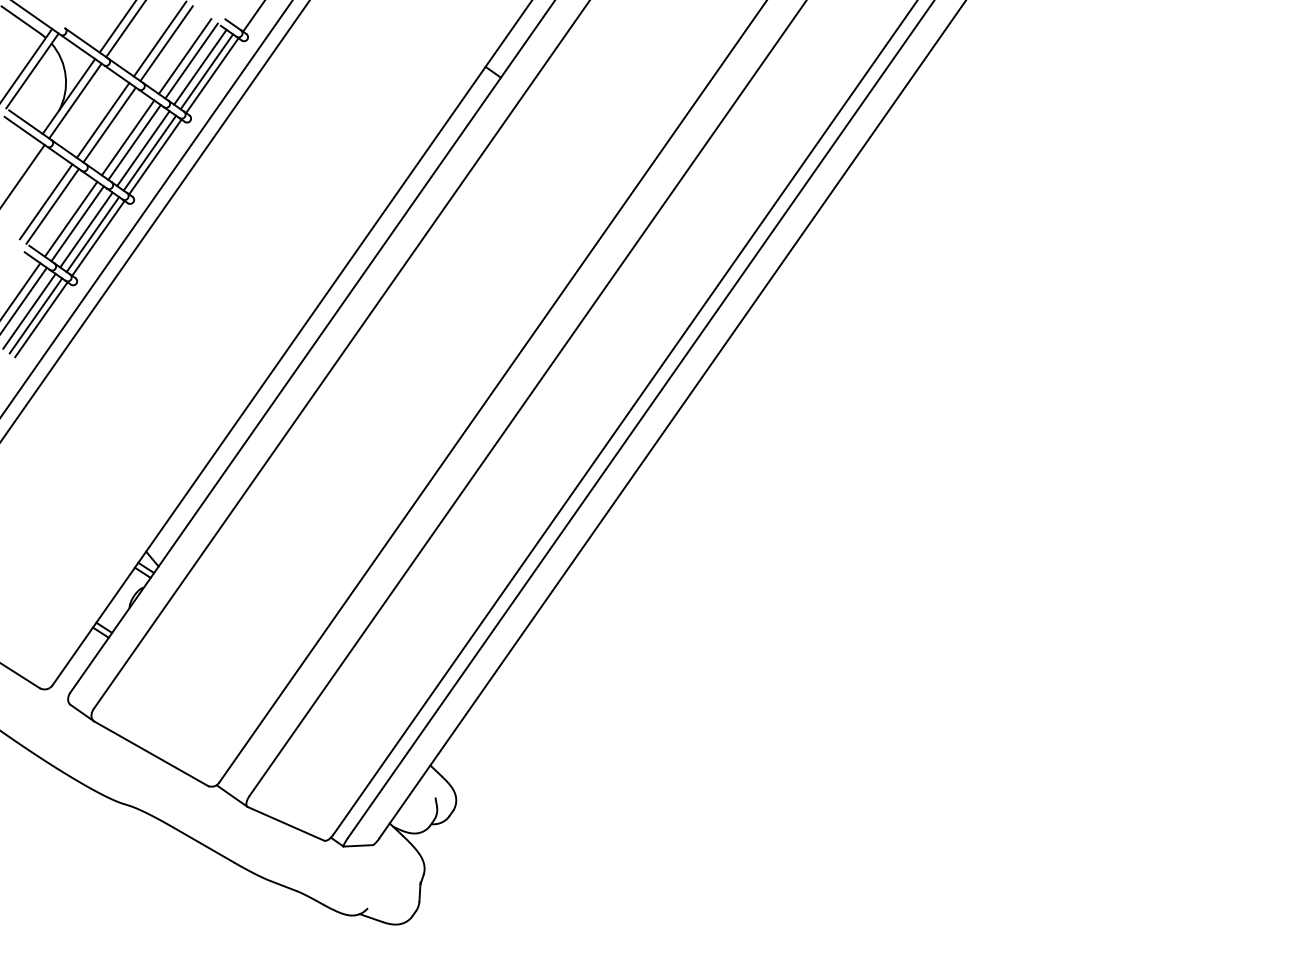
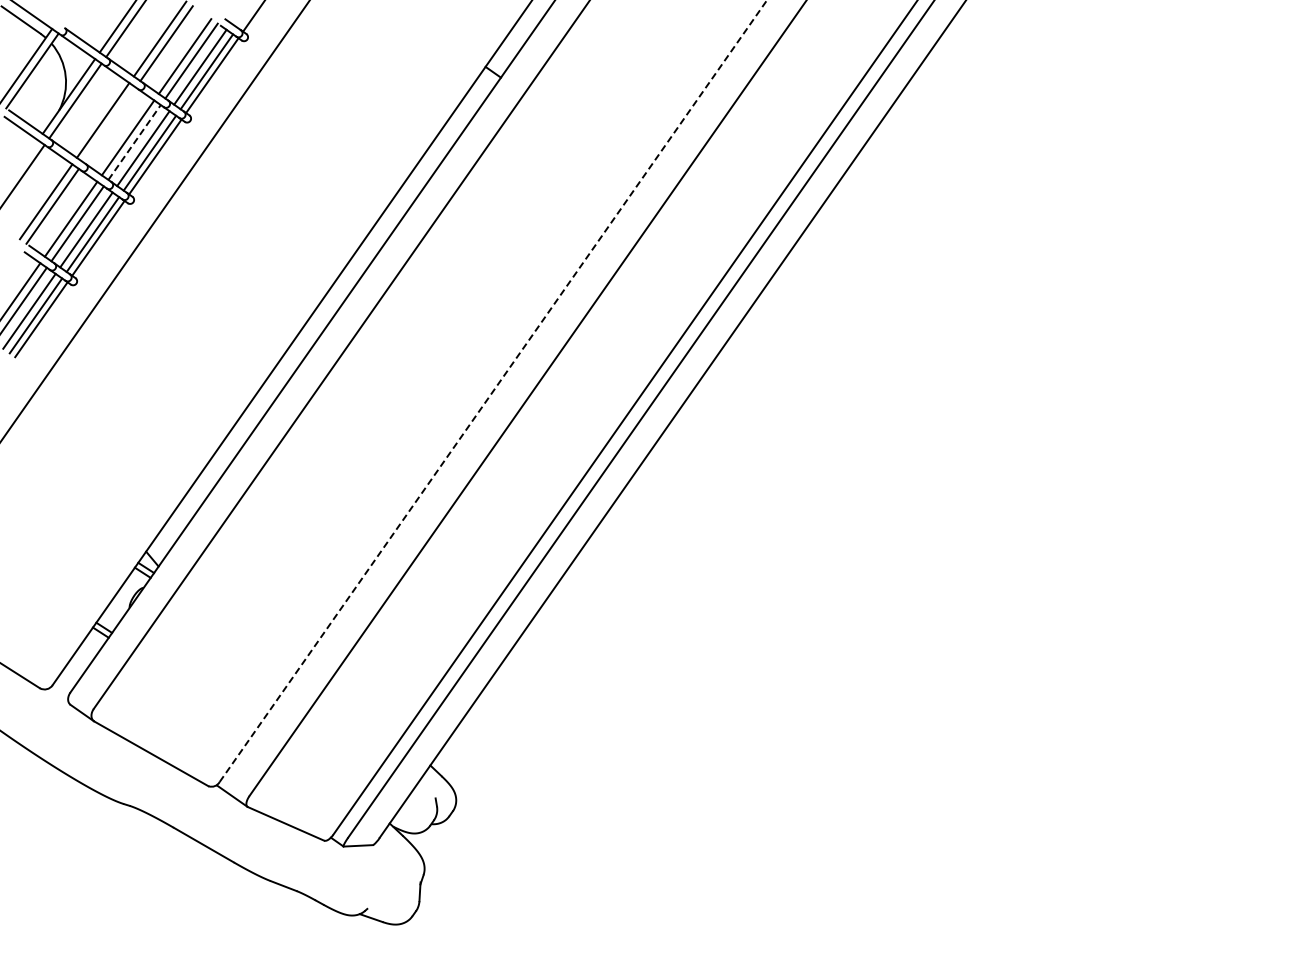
line: present -> none (109, 124)
line: solid -> dashed (134, 142)
line: present -> none (146, 208)
line: solid -> dashed (493, 391)
